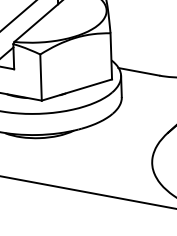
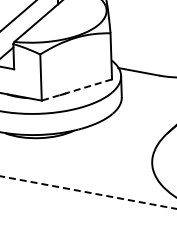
line: solid -> dashed (76, 90)
line: solid -> dashed (88, 192)
